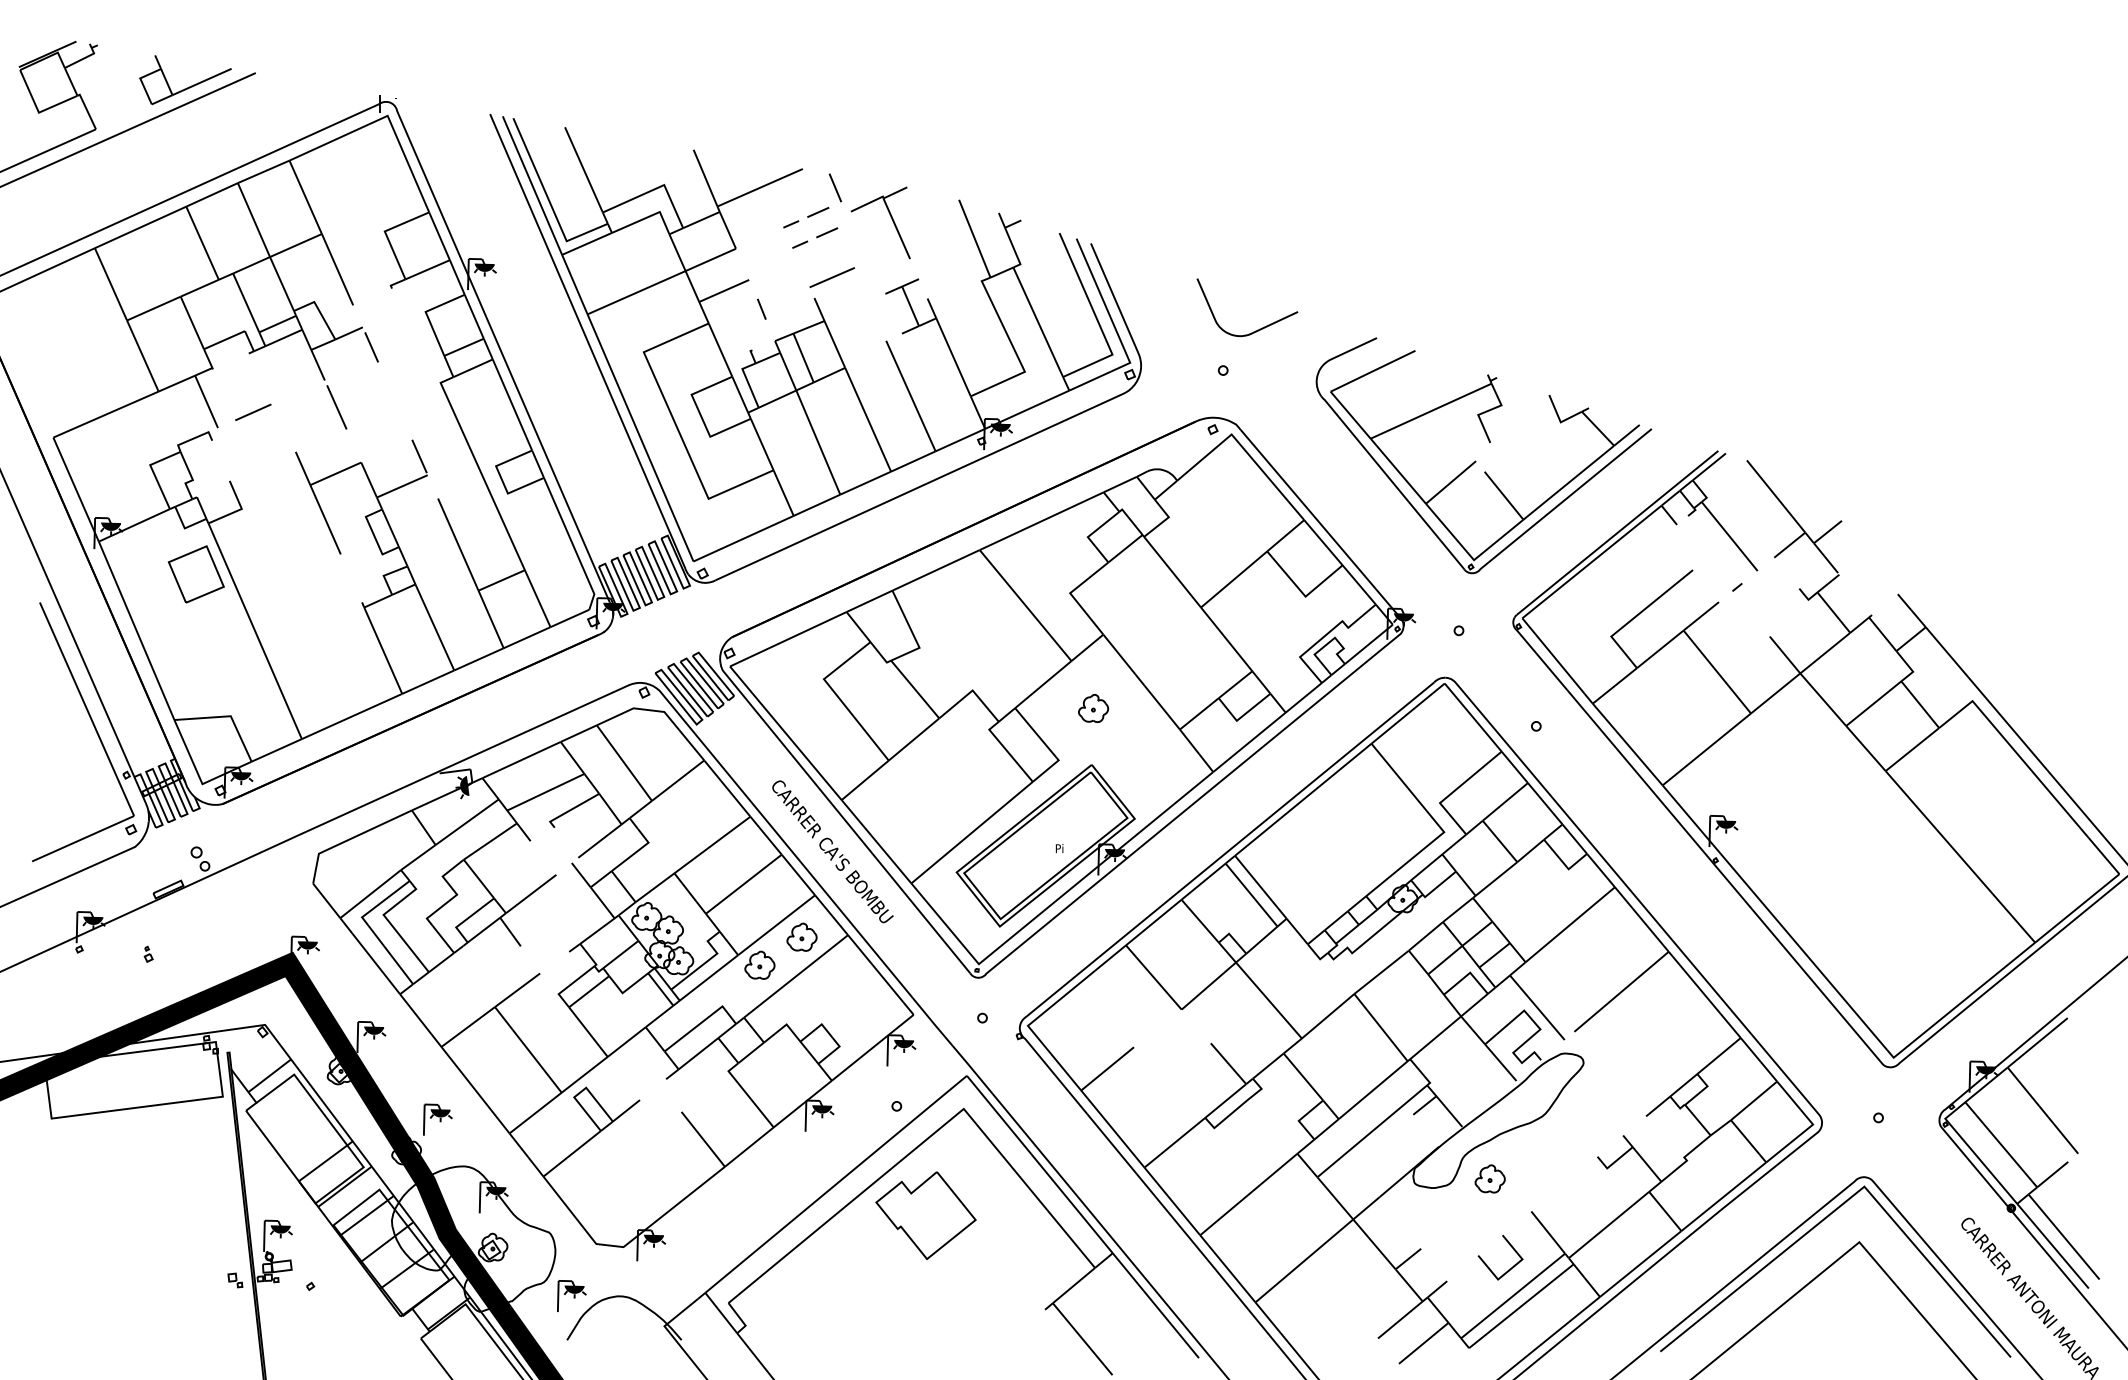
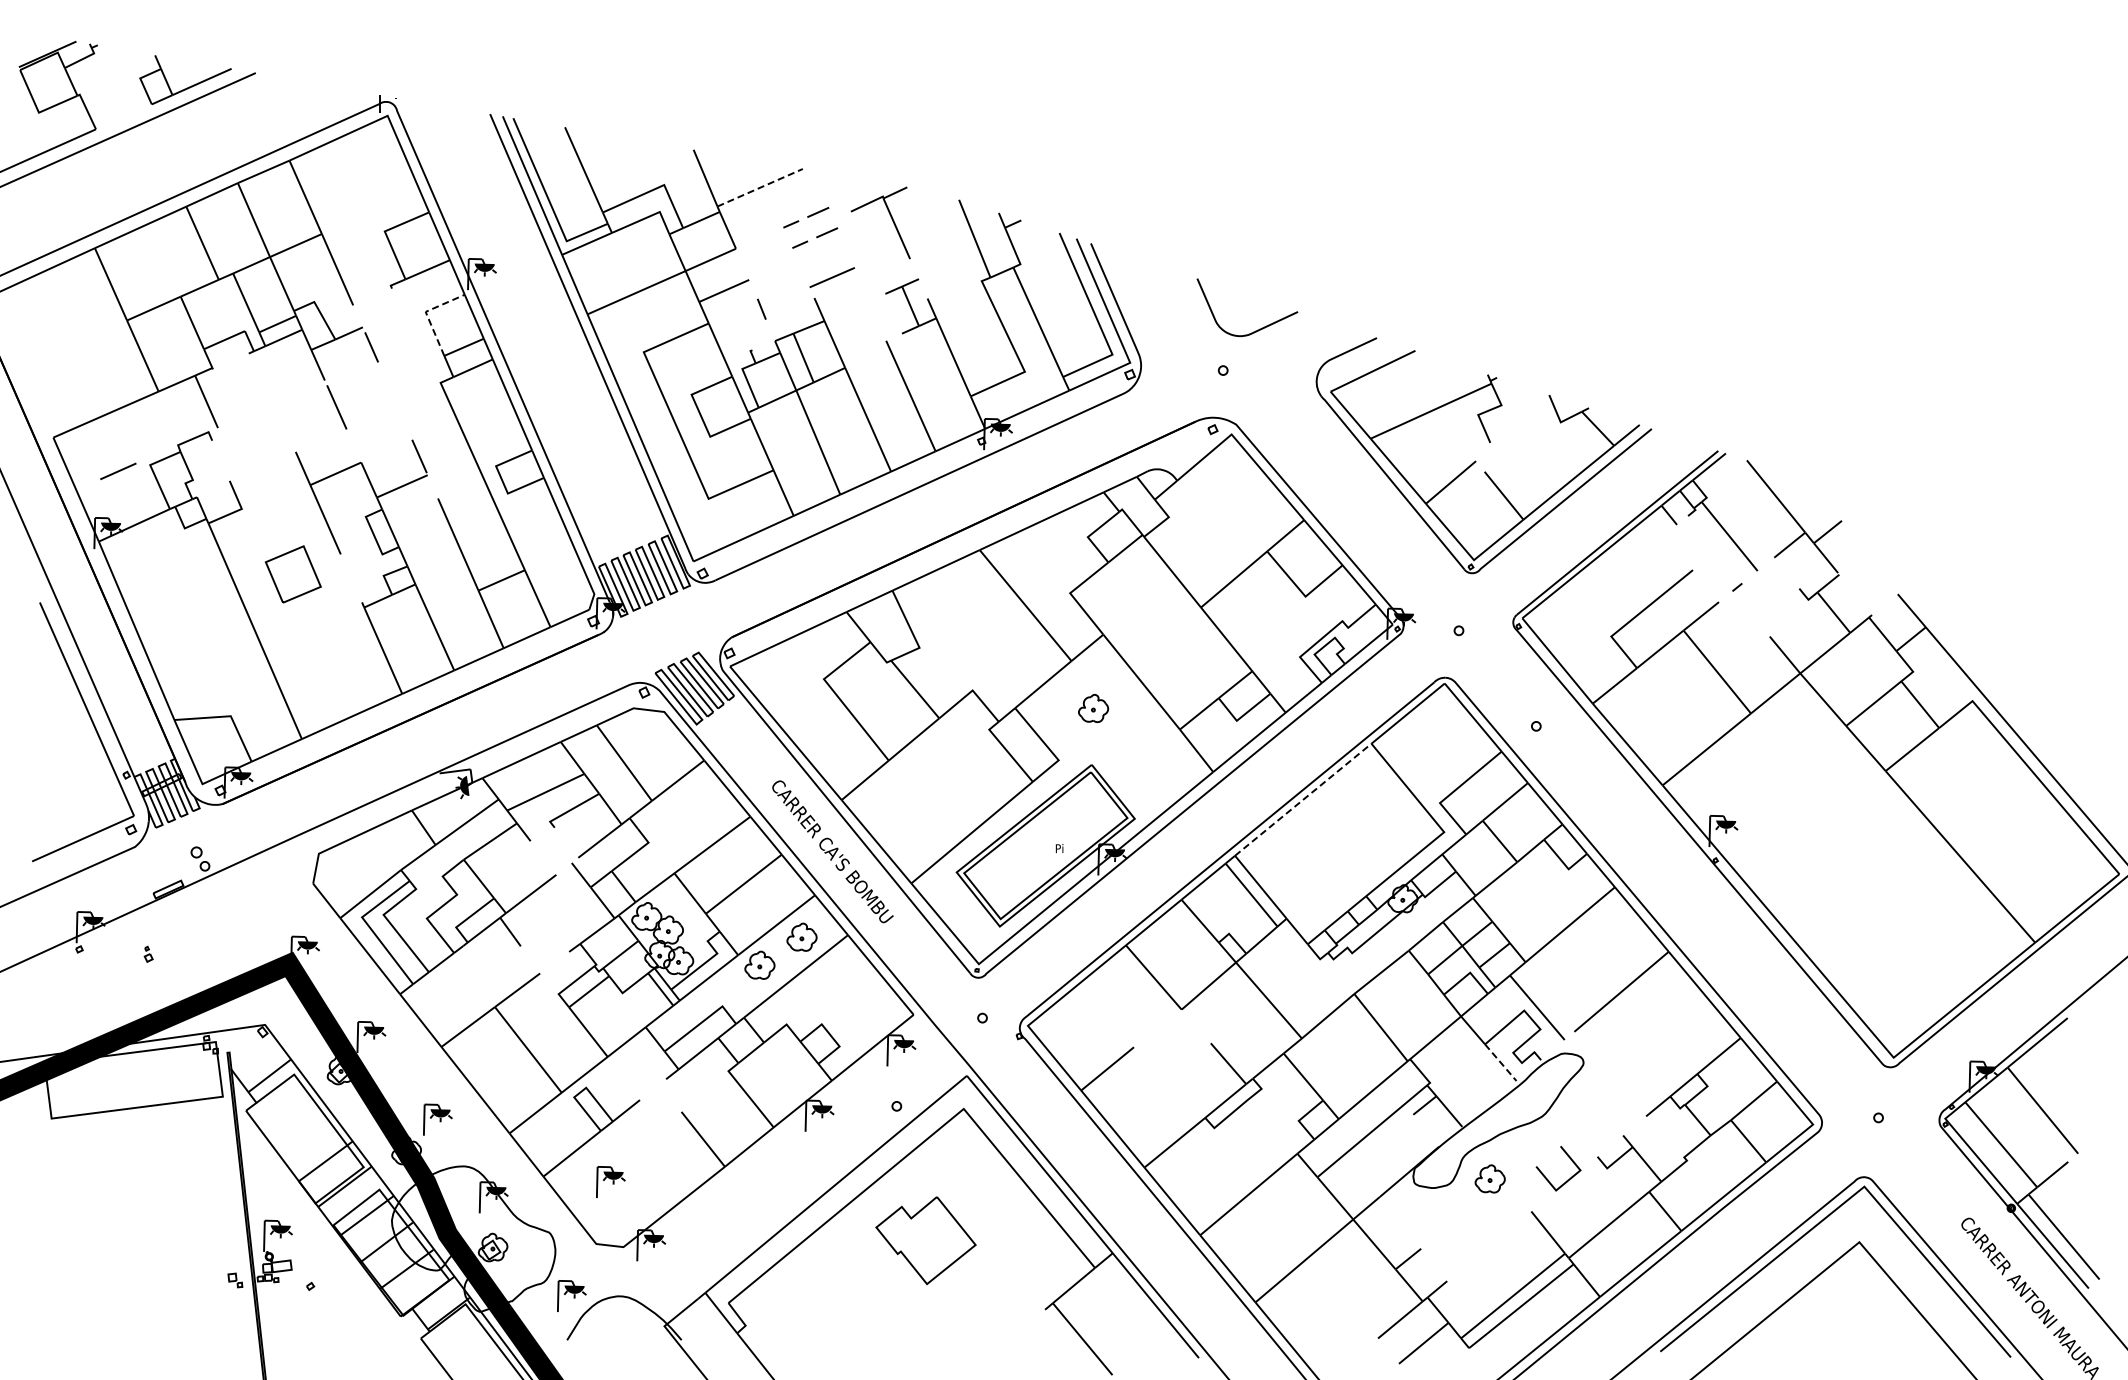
line: solid -> dashed (760, 187)
line: present -> none (834, 187)
line: solid -> dashed (426, 313)
line position: (253, 411) -> (118, 470) (118, 470)
part position: (195, 574) -> (292, 574) (292, 574)
line: solid -> dashed (1303, 799)
line: solid -> dashed (1501, 1063)
part: none -> present (610, 1181)
part position: (925, 1215) -> (925, 1240) (925, 1240)
line position: (1509, 1268) -> (1567, 1179) (1567, 1179)
